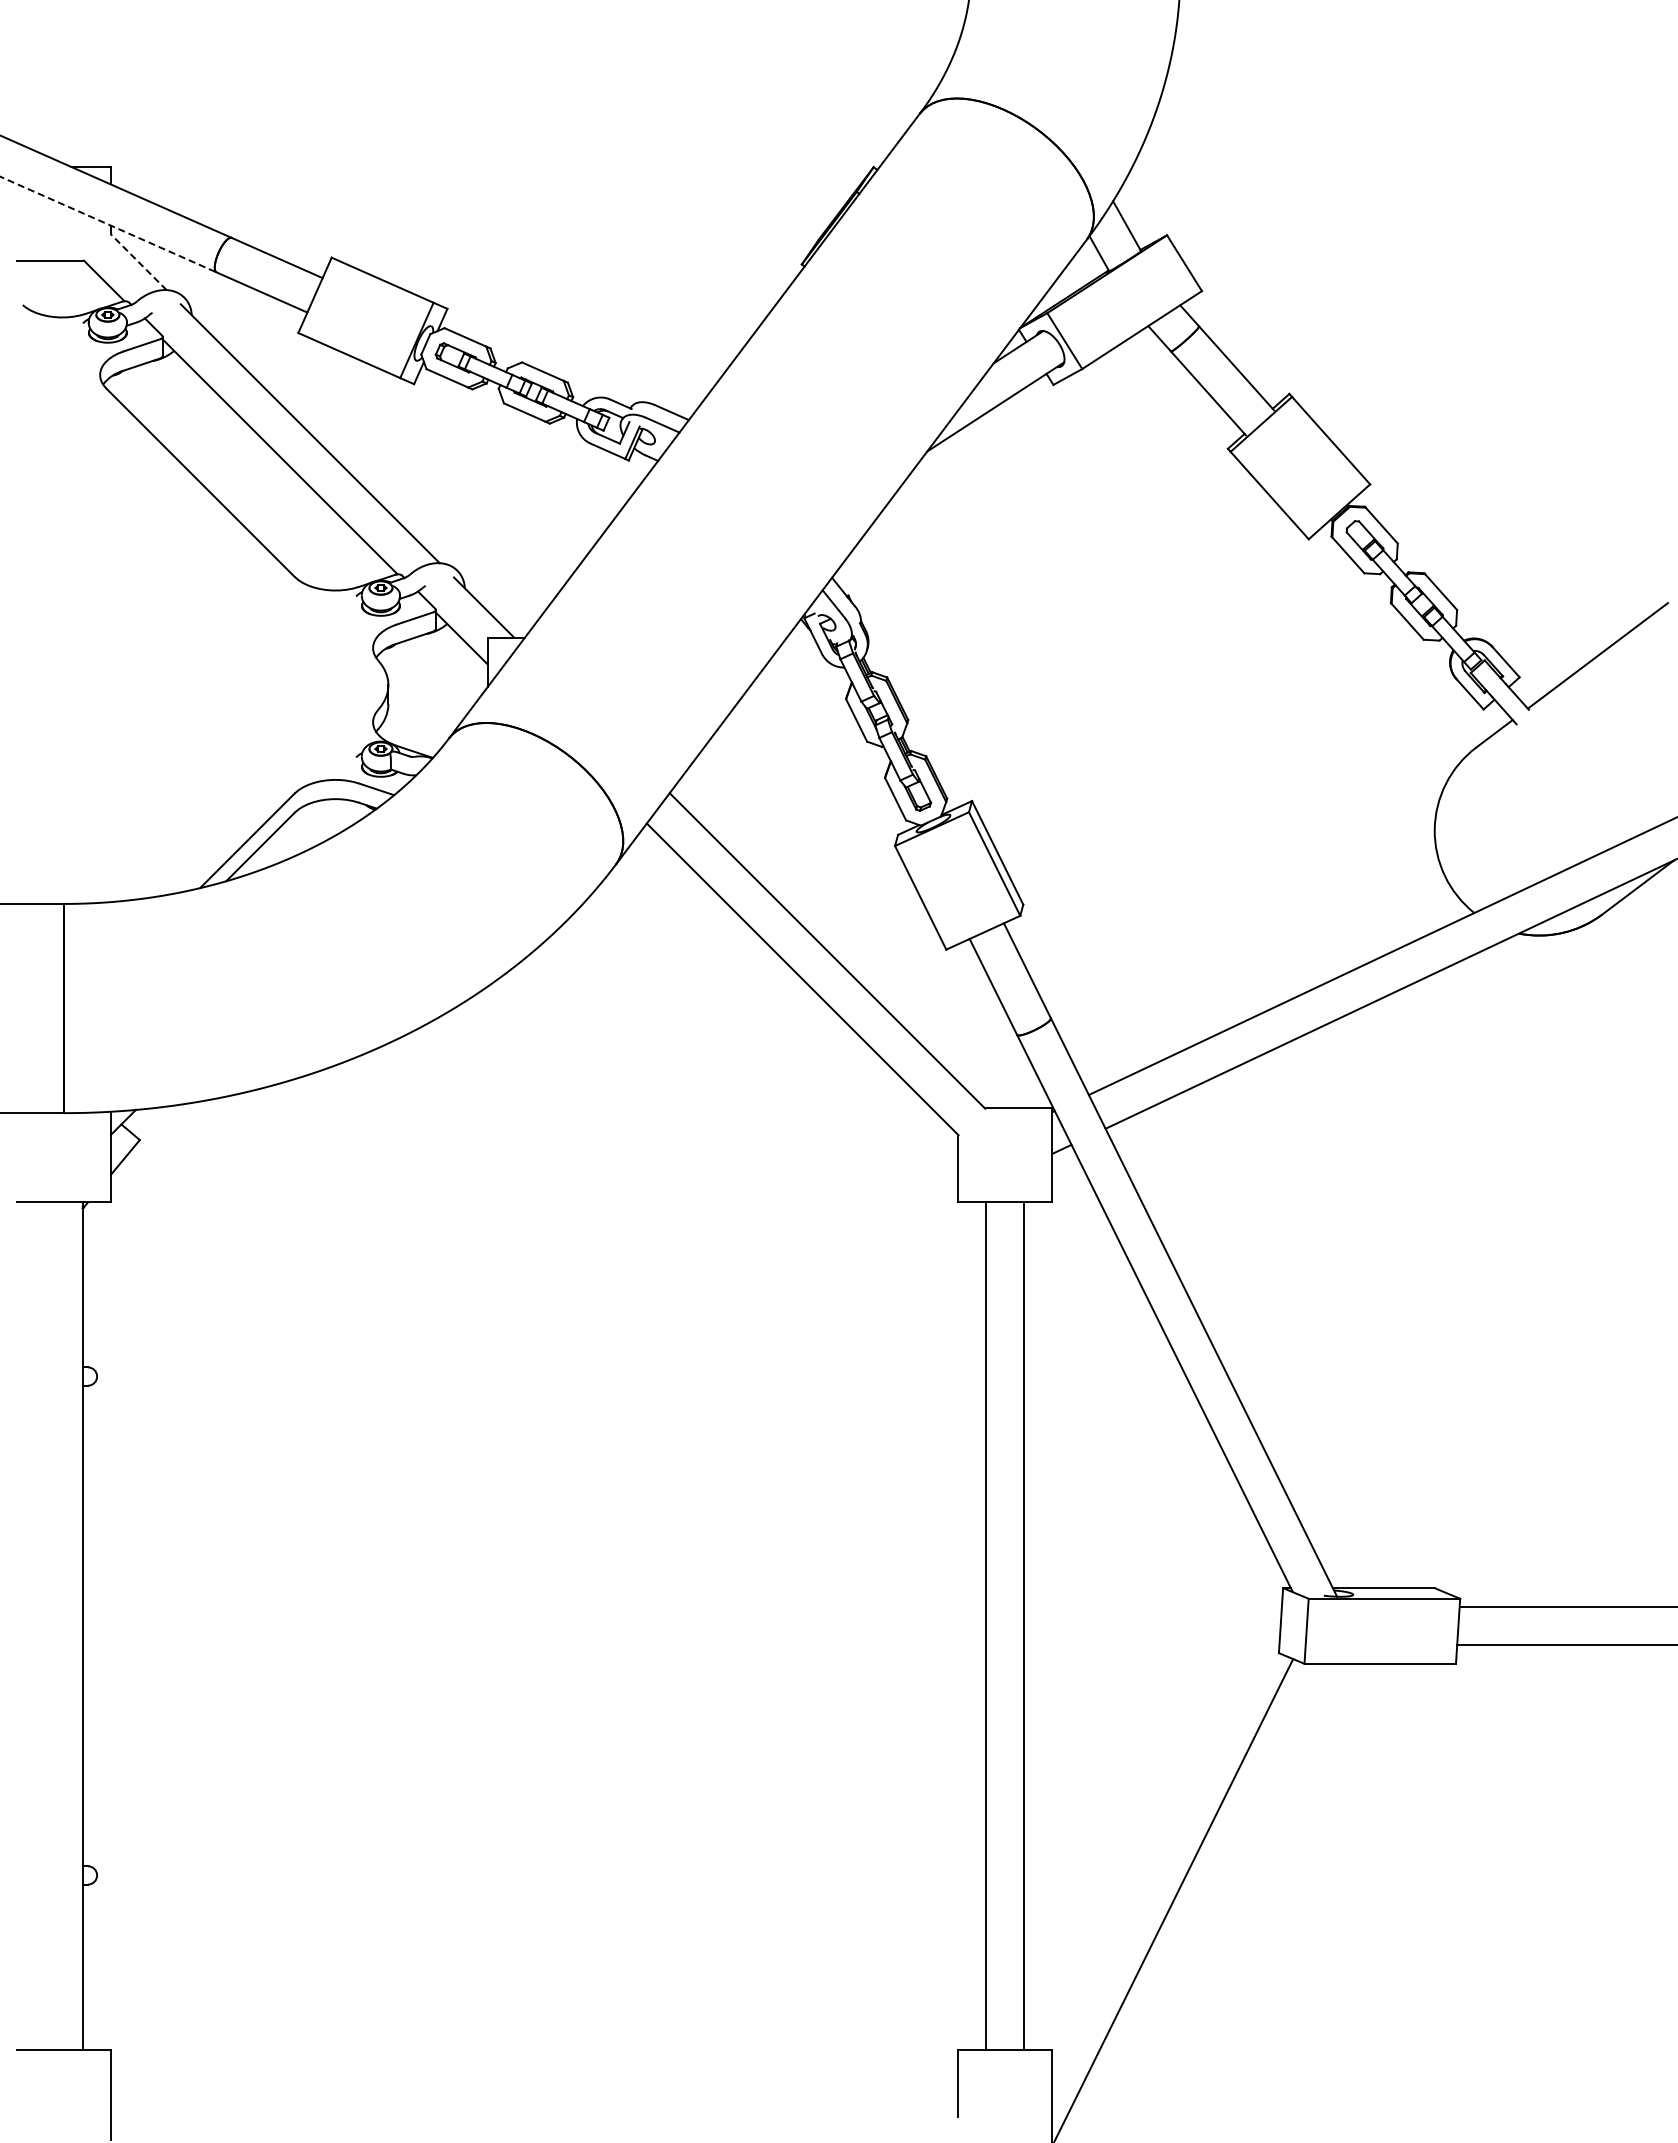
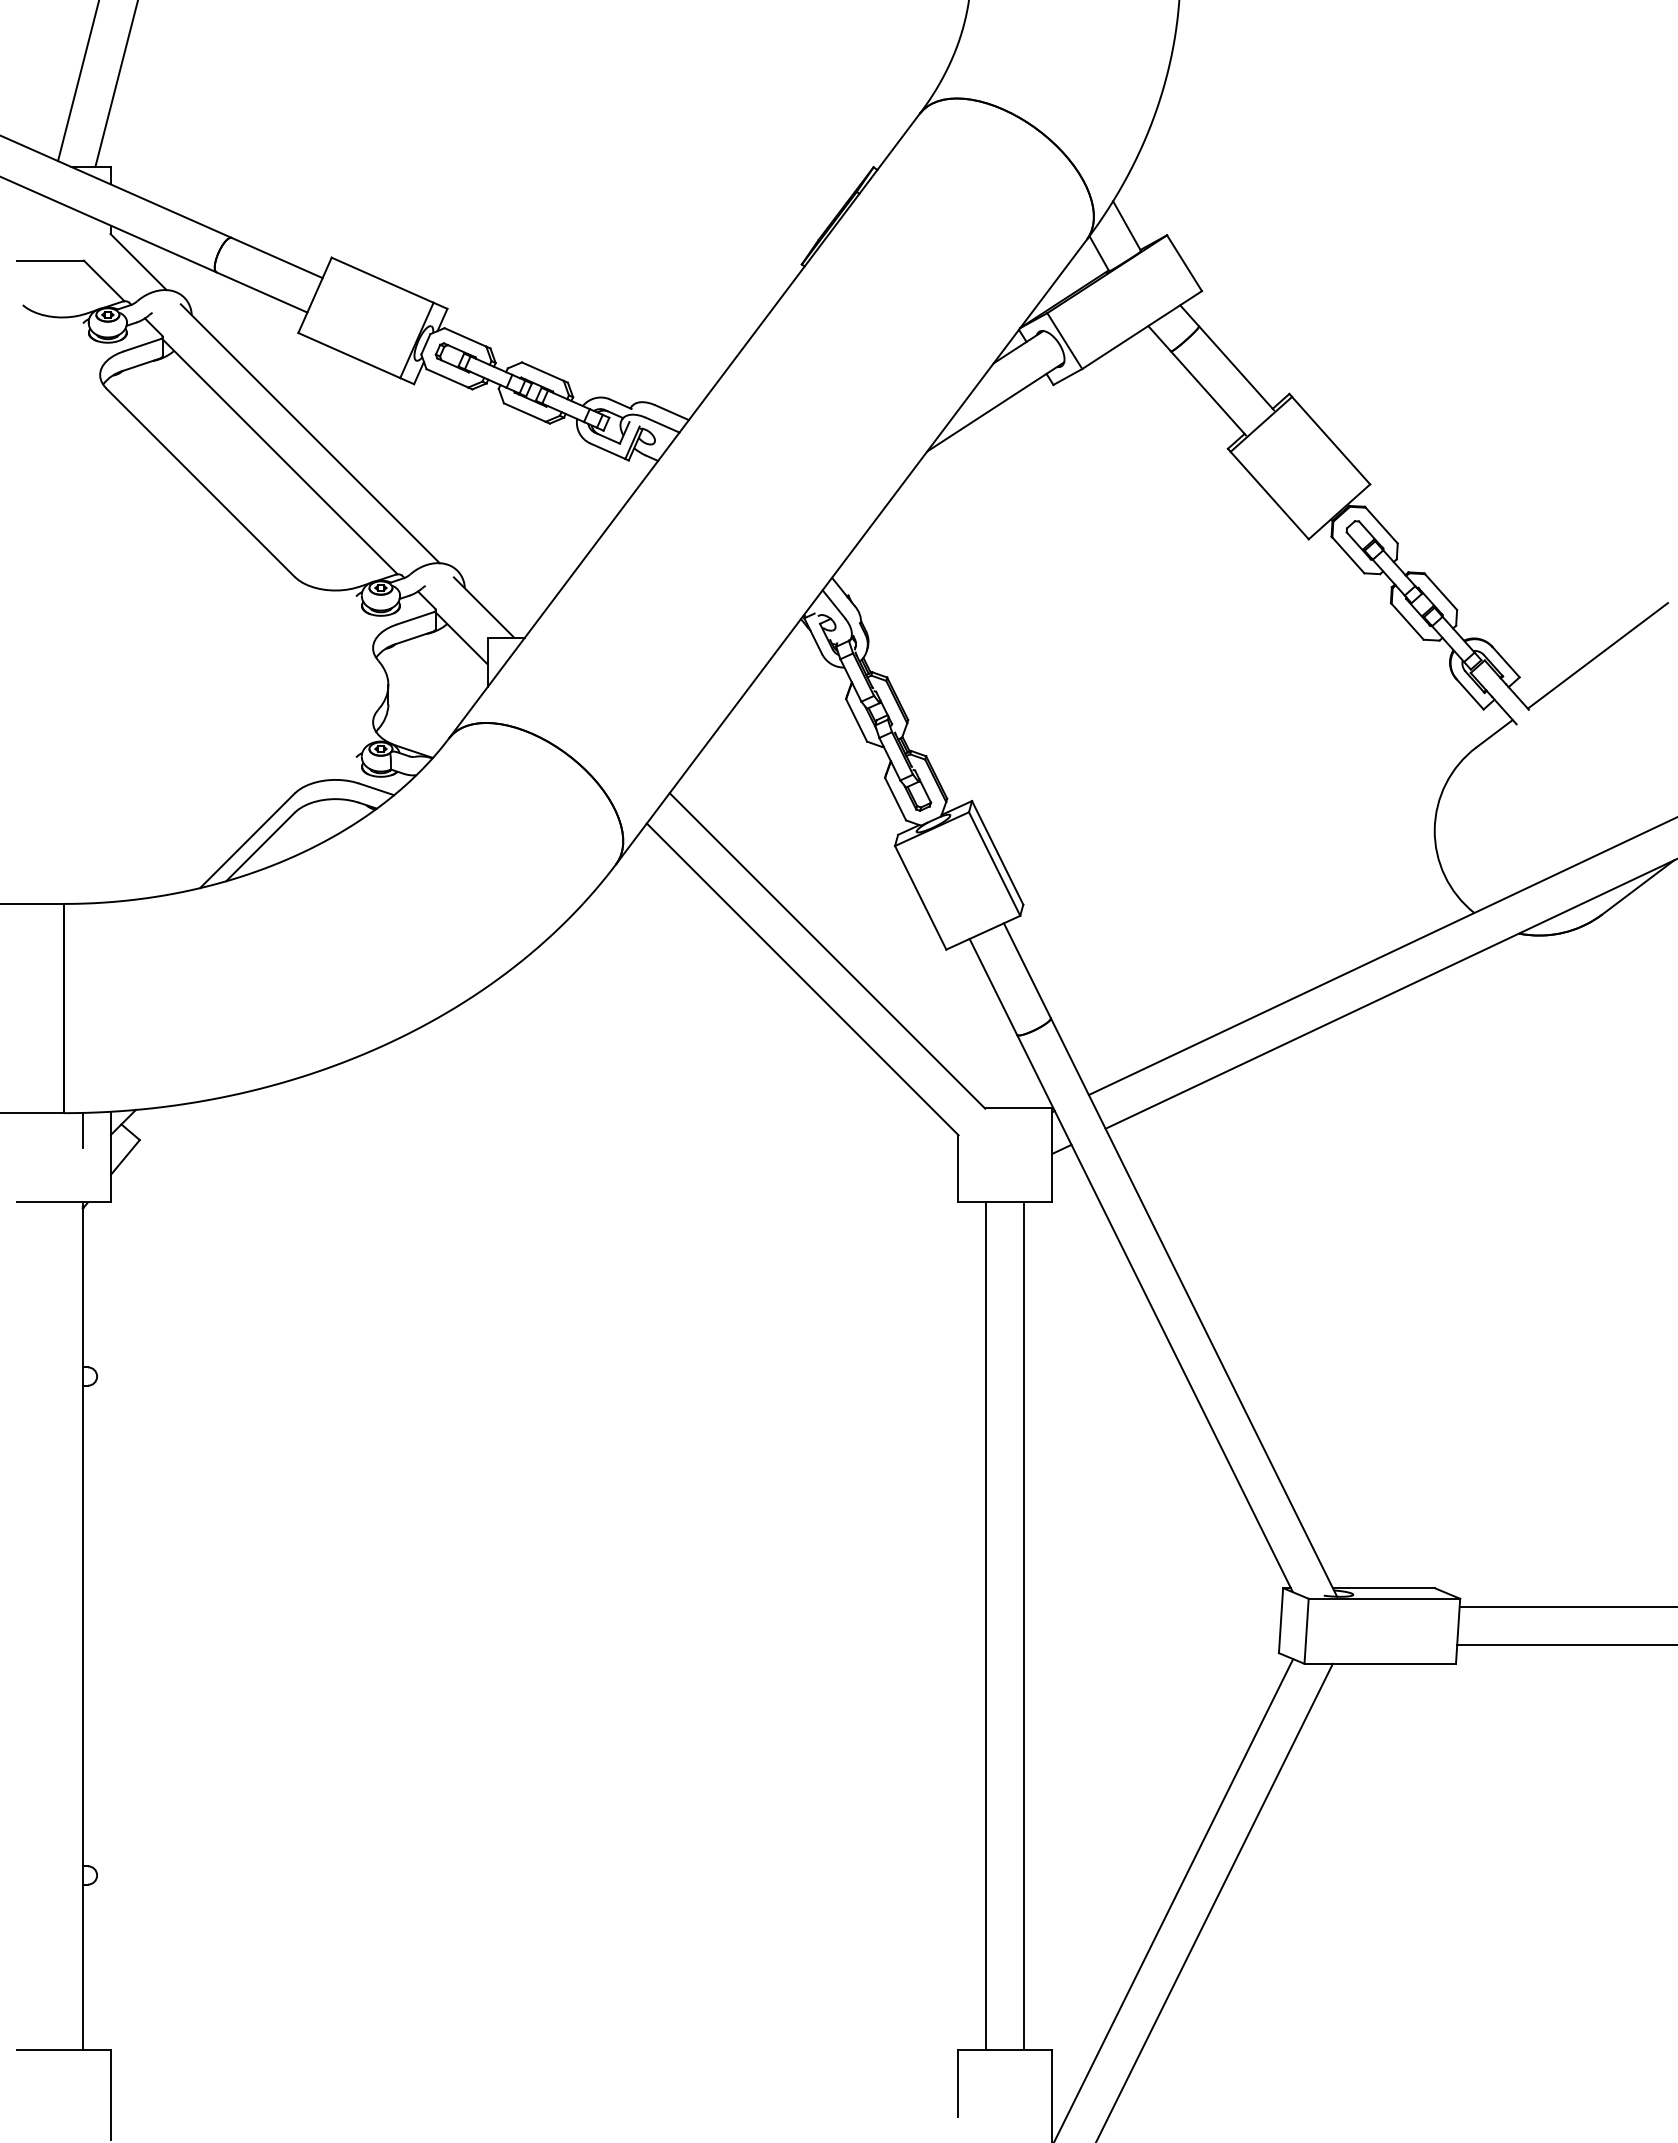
line: none -> present (78, 81)
line: none -> present (116, 84)
line: dashed -> solid (108, 224)
line: dashed -> solid (138, 262)
line: none -> present (82, 1129)
line: none -> present (1214, 1901)
